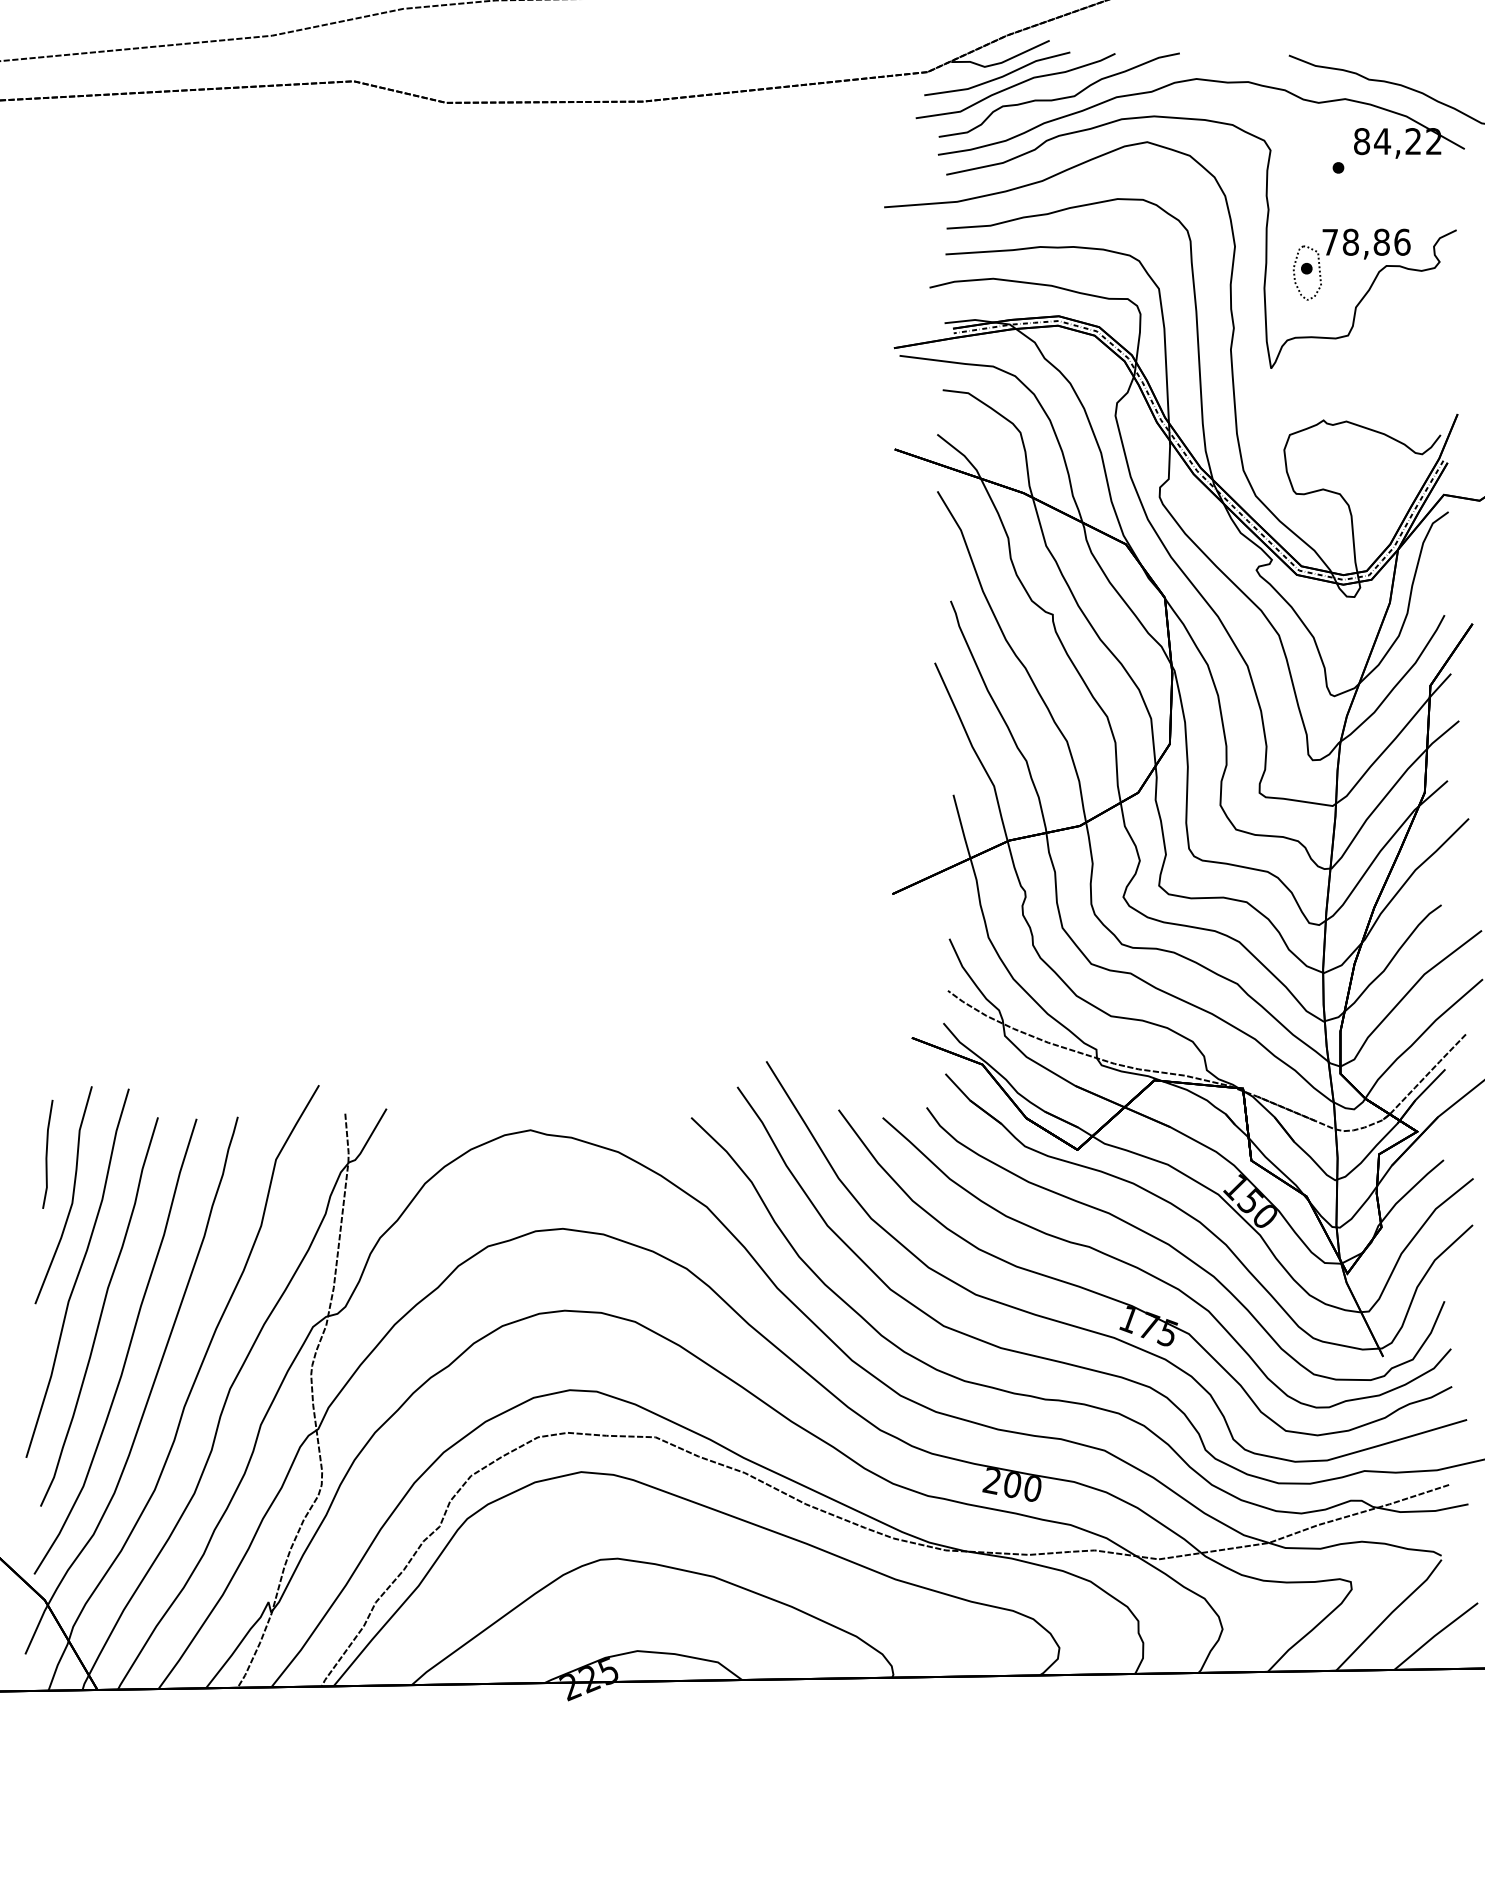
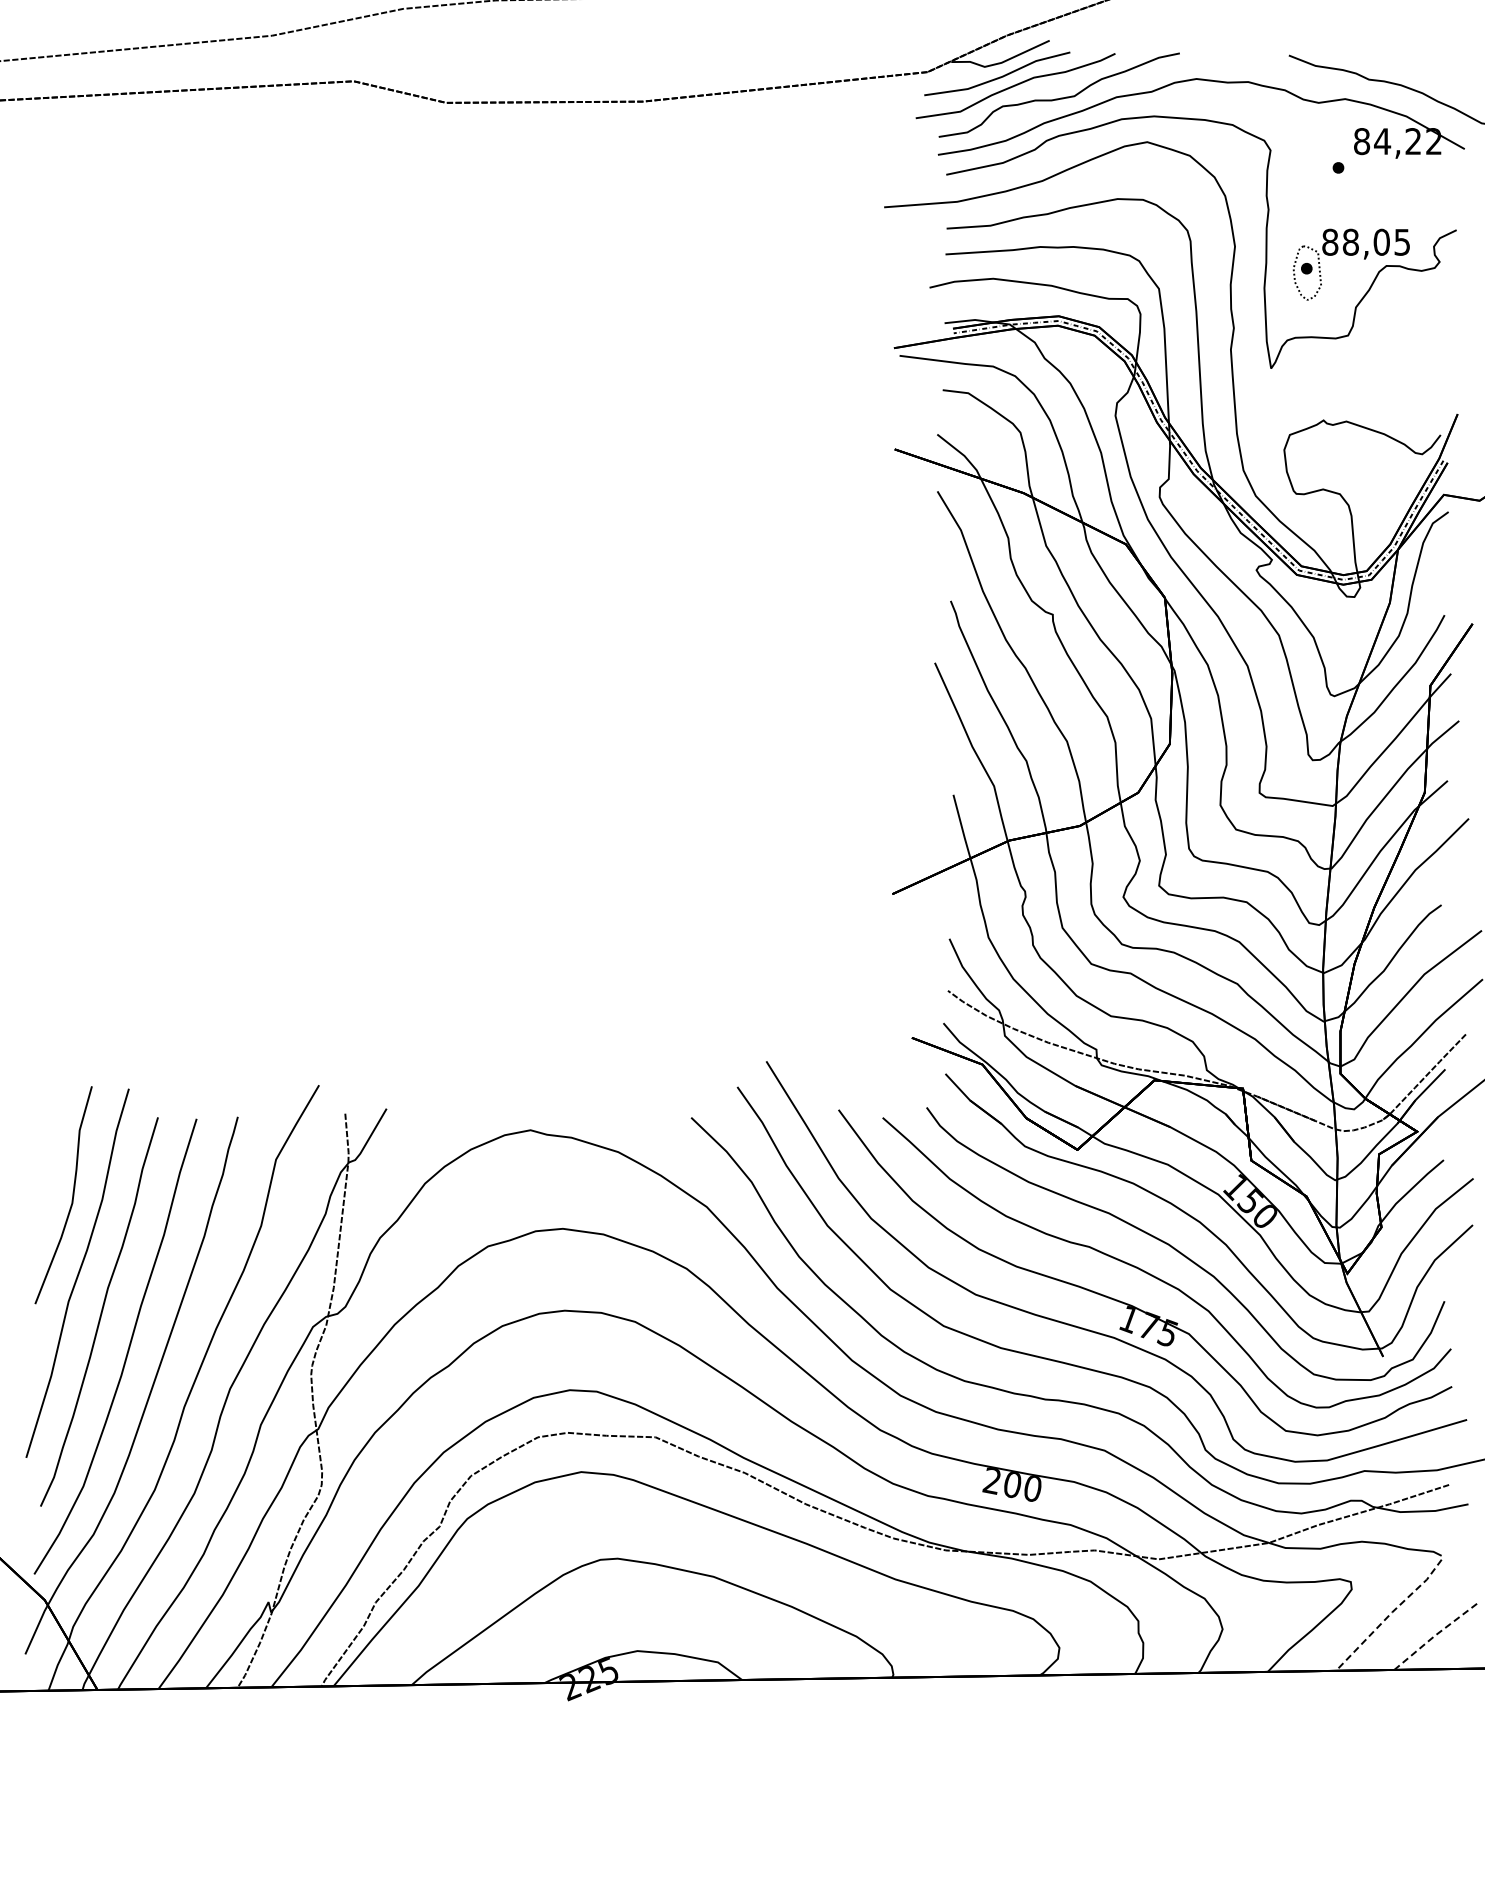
text: 78,86 -> 88,05 (1366, 241)
line: present -> none (47, 1153)
line: solid -> dashed (1389, 1615)
line: solid -> dashed (1435, 1635)
